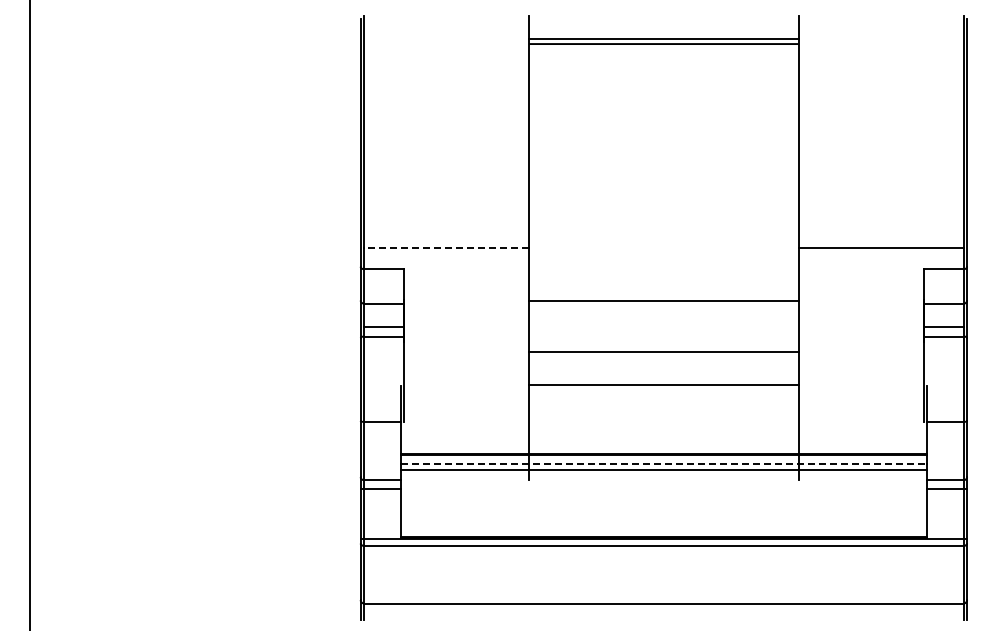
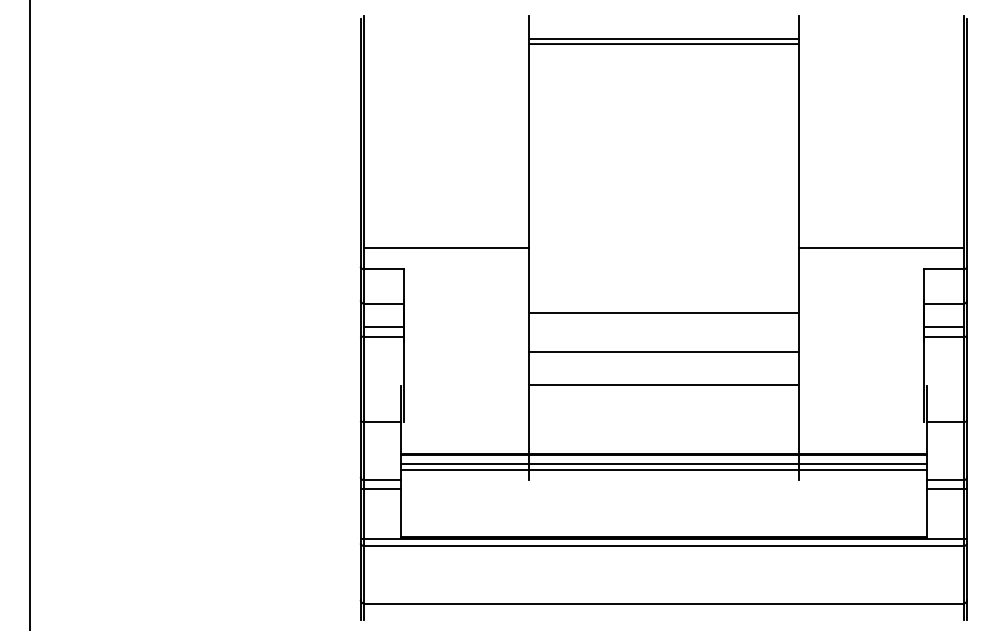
line: dashed -> solid (446, 248)
line position: (663, 301) -> (663, 313) (663, 313)
line: dashed -> solid (663, 464)
